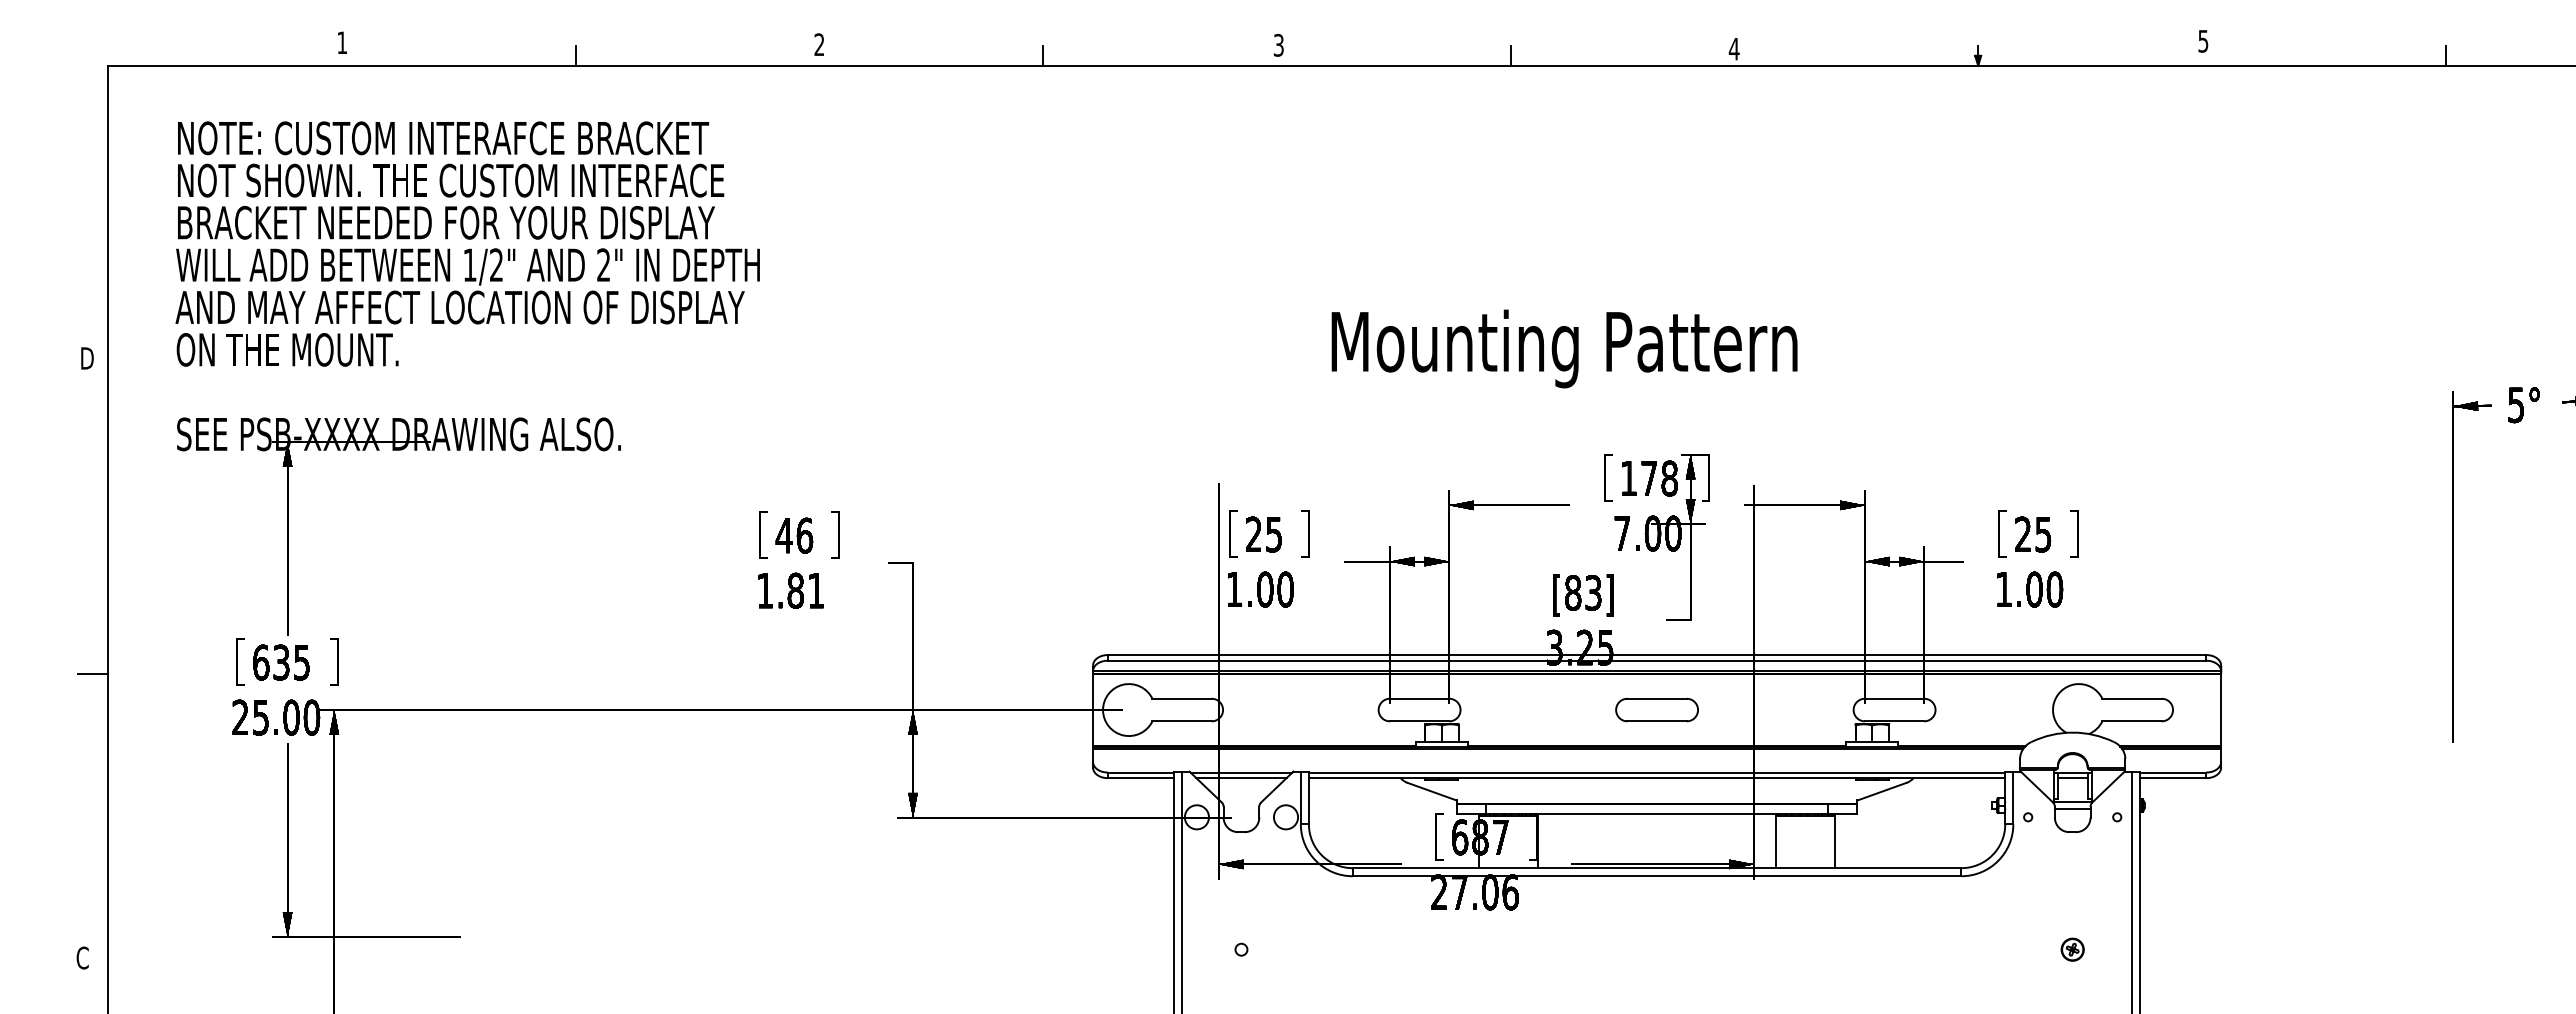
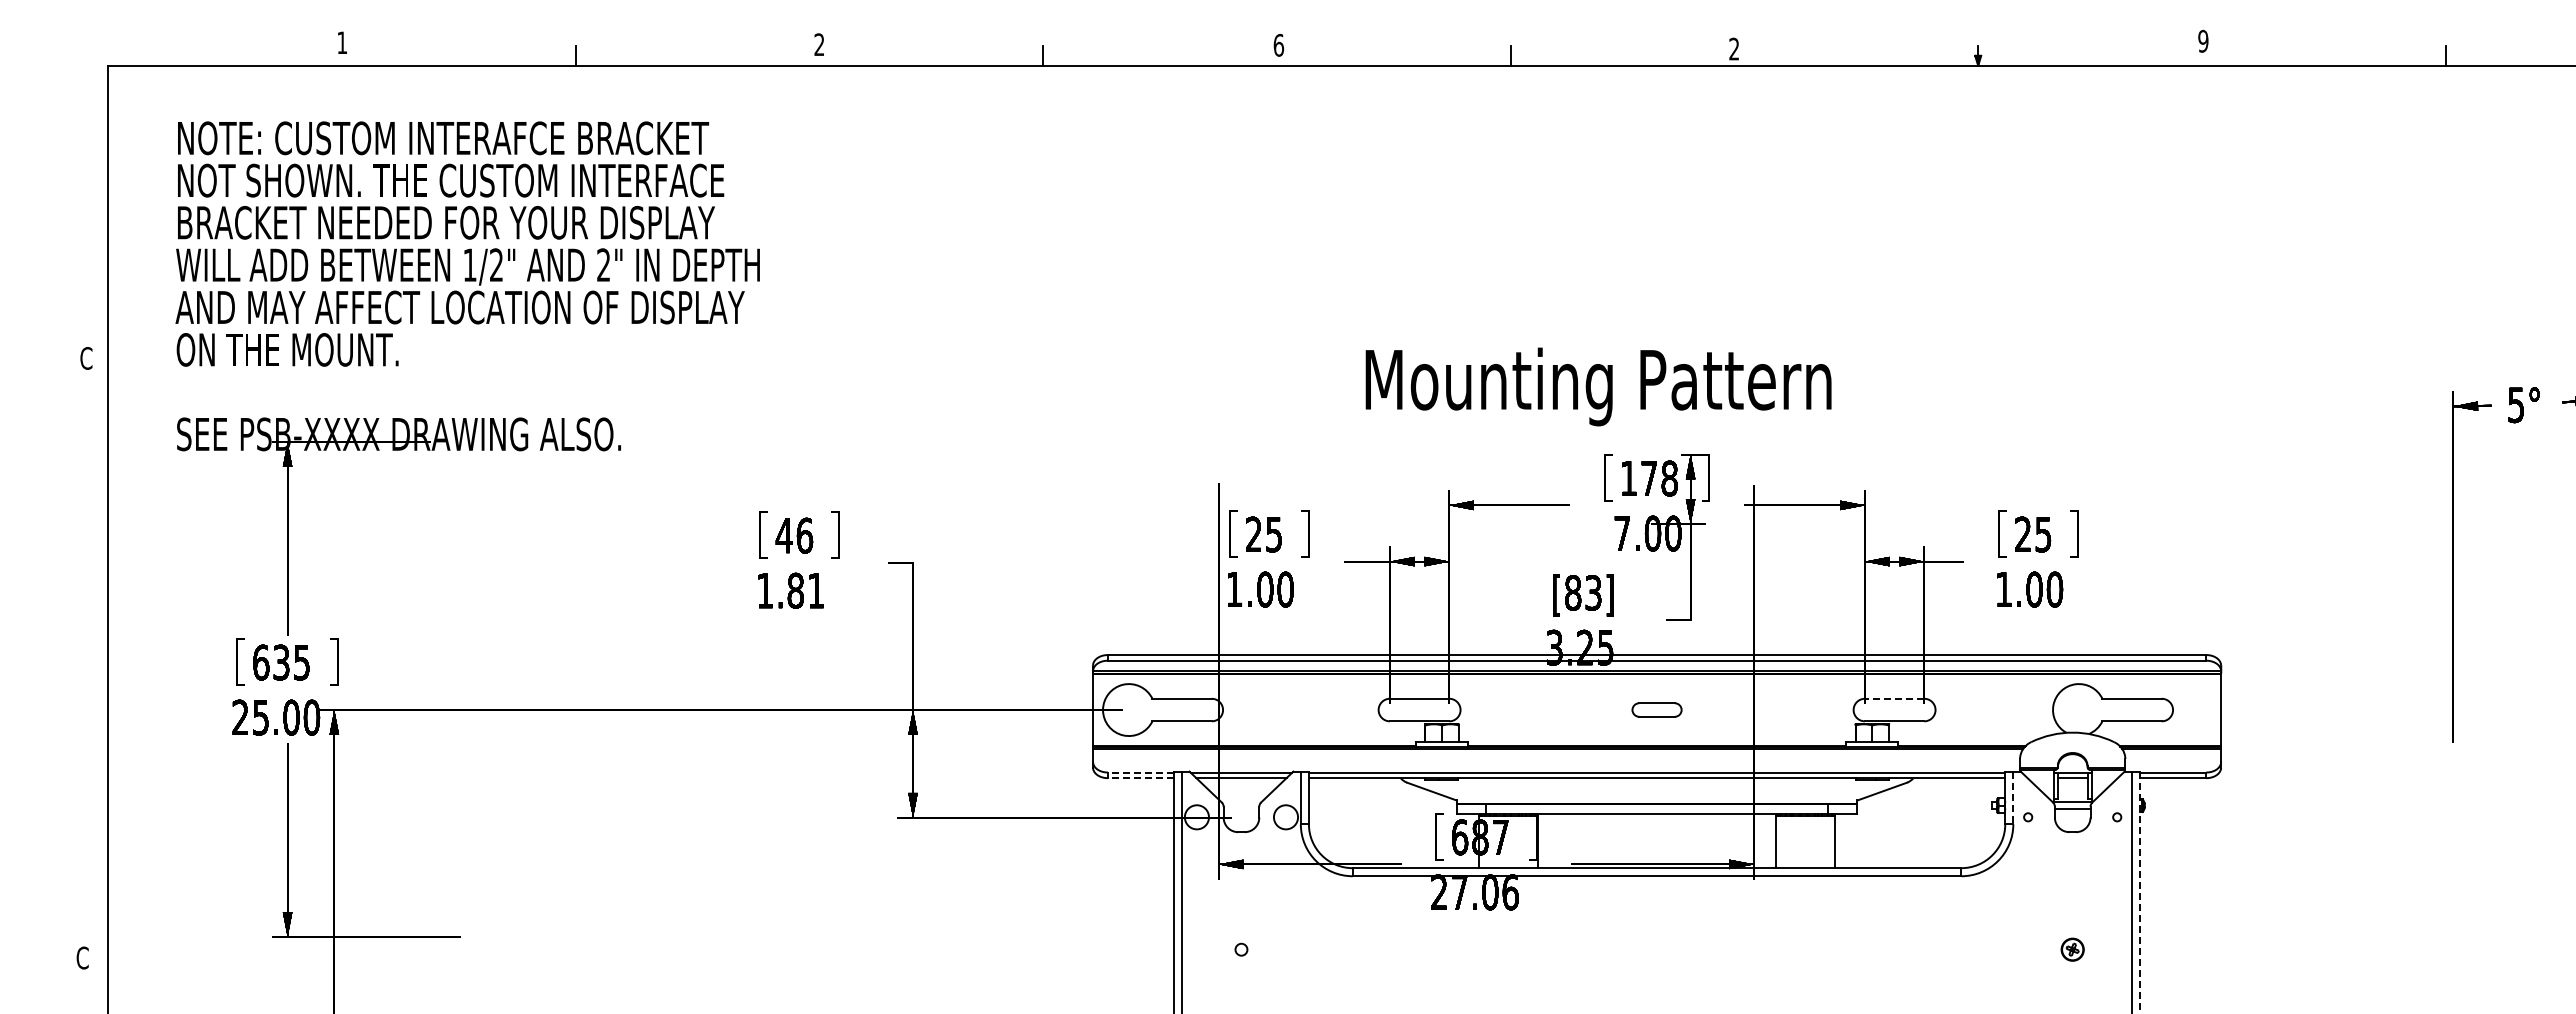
text: 5 -> 9 (2203, 40)
text: 3 -> 6 (1278, 44)
text: 4 -> 2 (1733, 48)
text position: (1564, 348) -> (1598, 386) (1598, 386)
text: D -> C (86, 358)
line: present -> none (93, 674)
line: solid -> dashed (1894, 698)
part size: 84x26 px -> 52x16 px (1656, 709)
line: solid -> dashed (1140, 772)
line: solid -> dashed (1140, 778)
line: solid -> dashed (2013, 798)
line: solid -> dashed (2140, 892)
